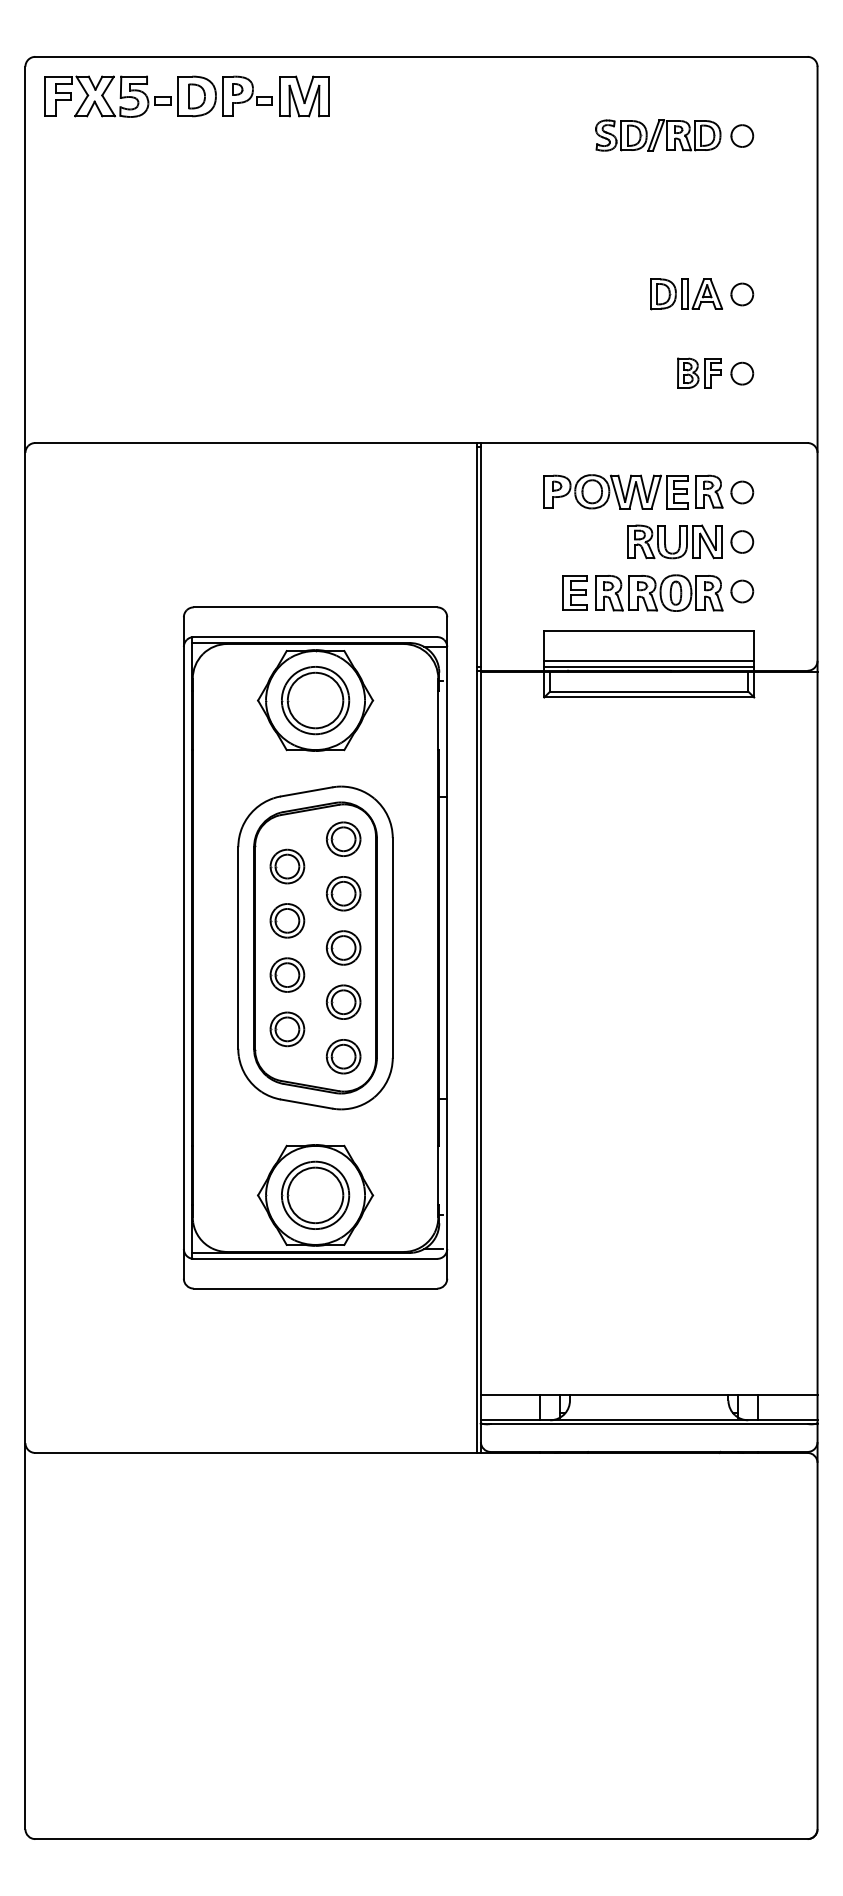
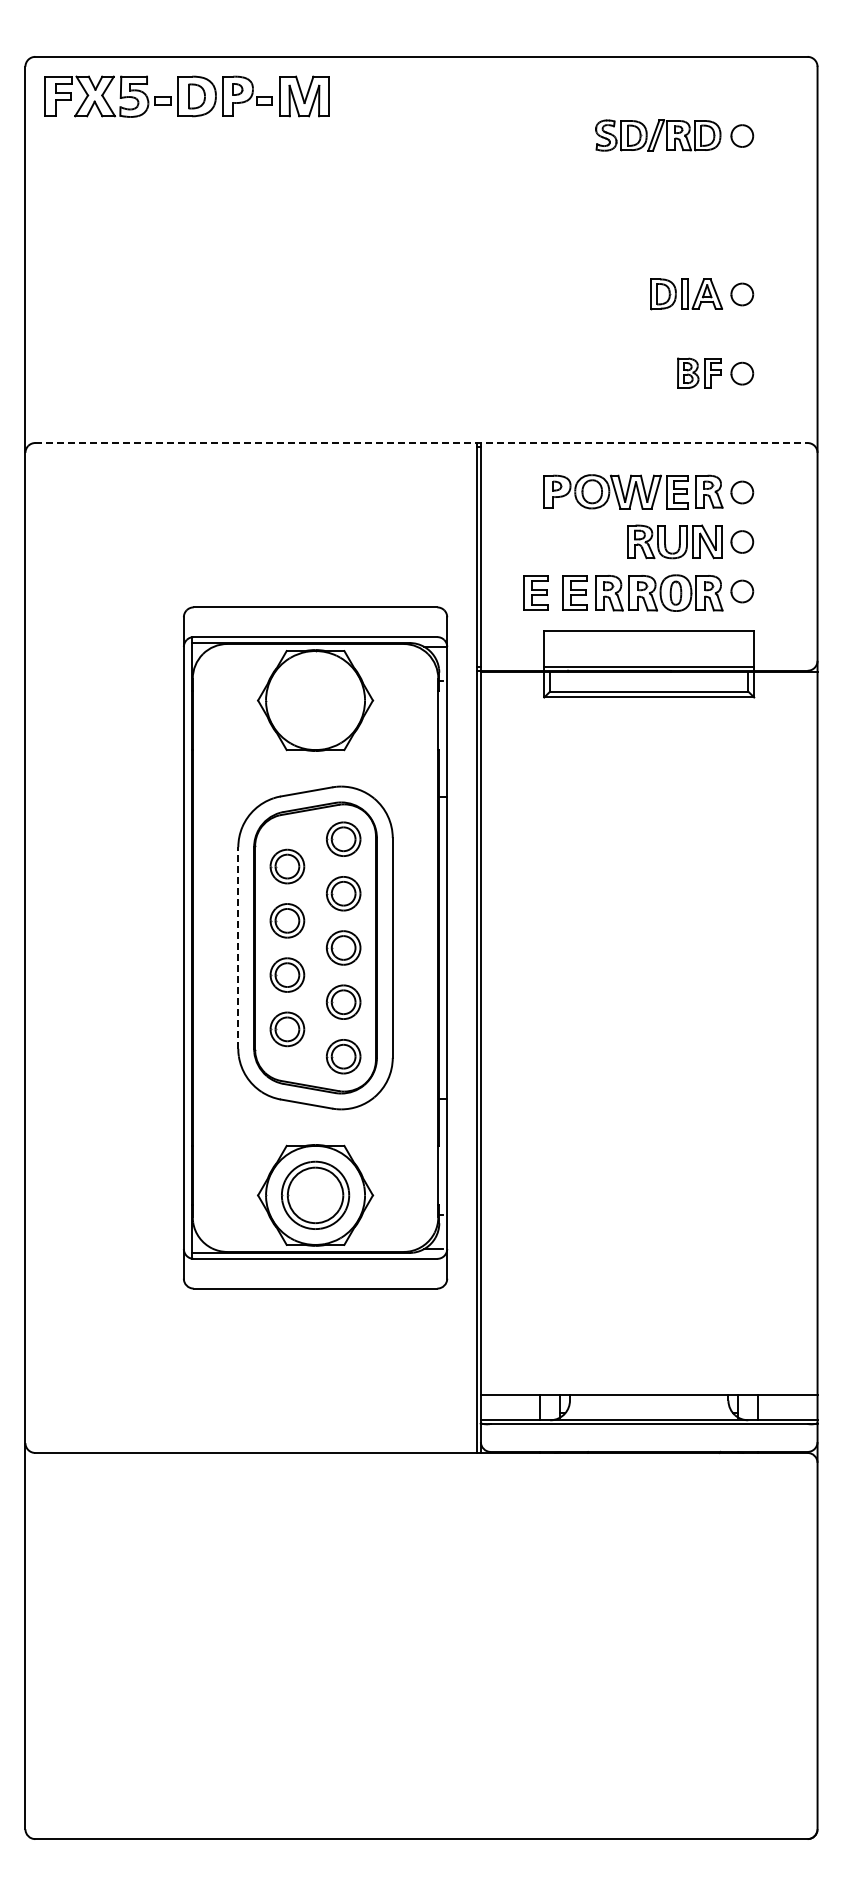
line: solid -> dashed (421, 443)
part: none -> present (535, 592)
line: present -> none (649, 660)
part: present -> none (315, 700)
line: solid -> dashed (238, 947)
